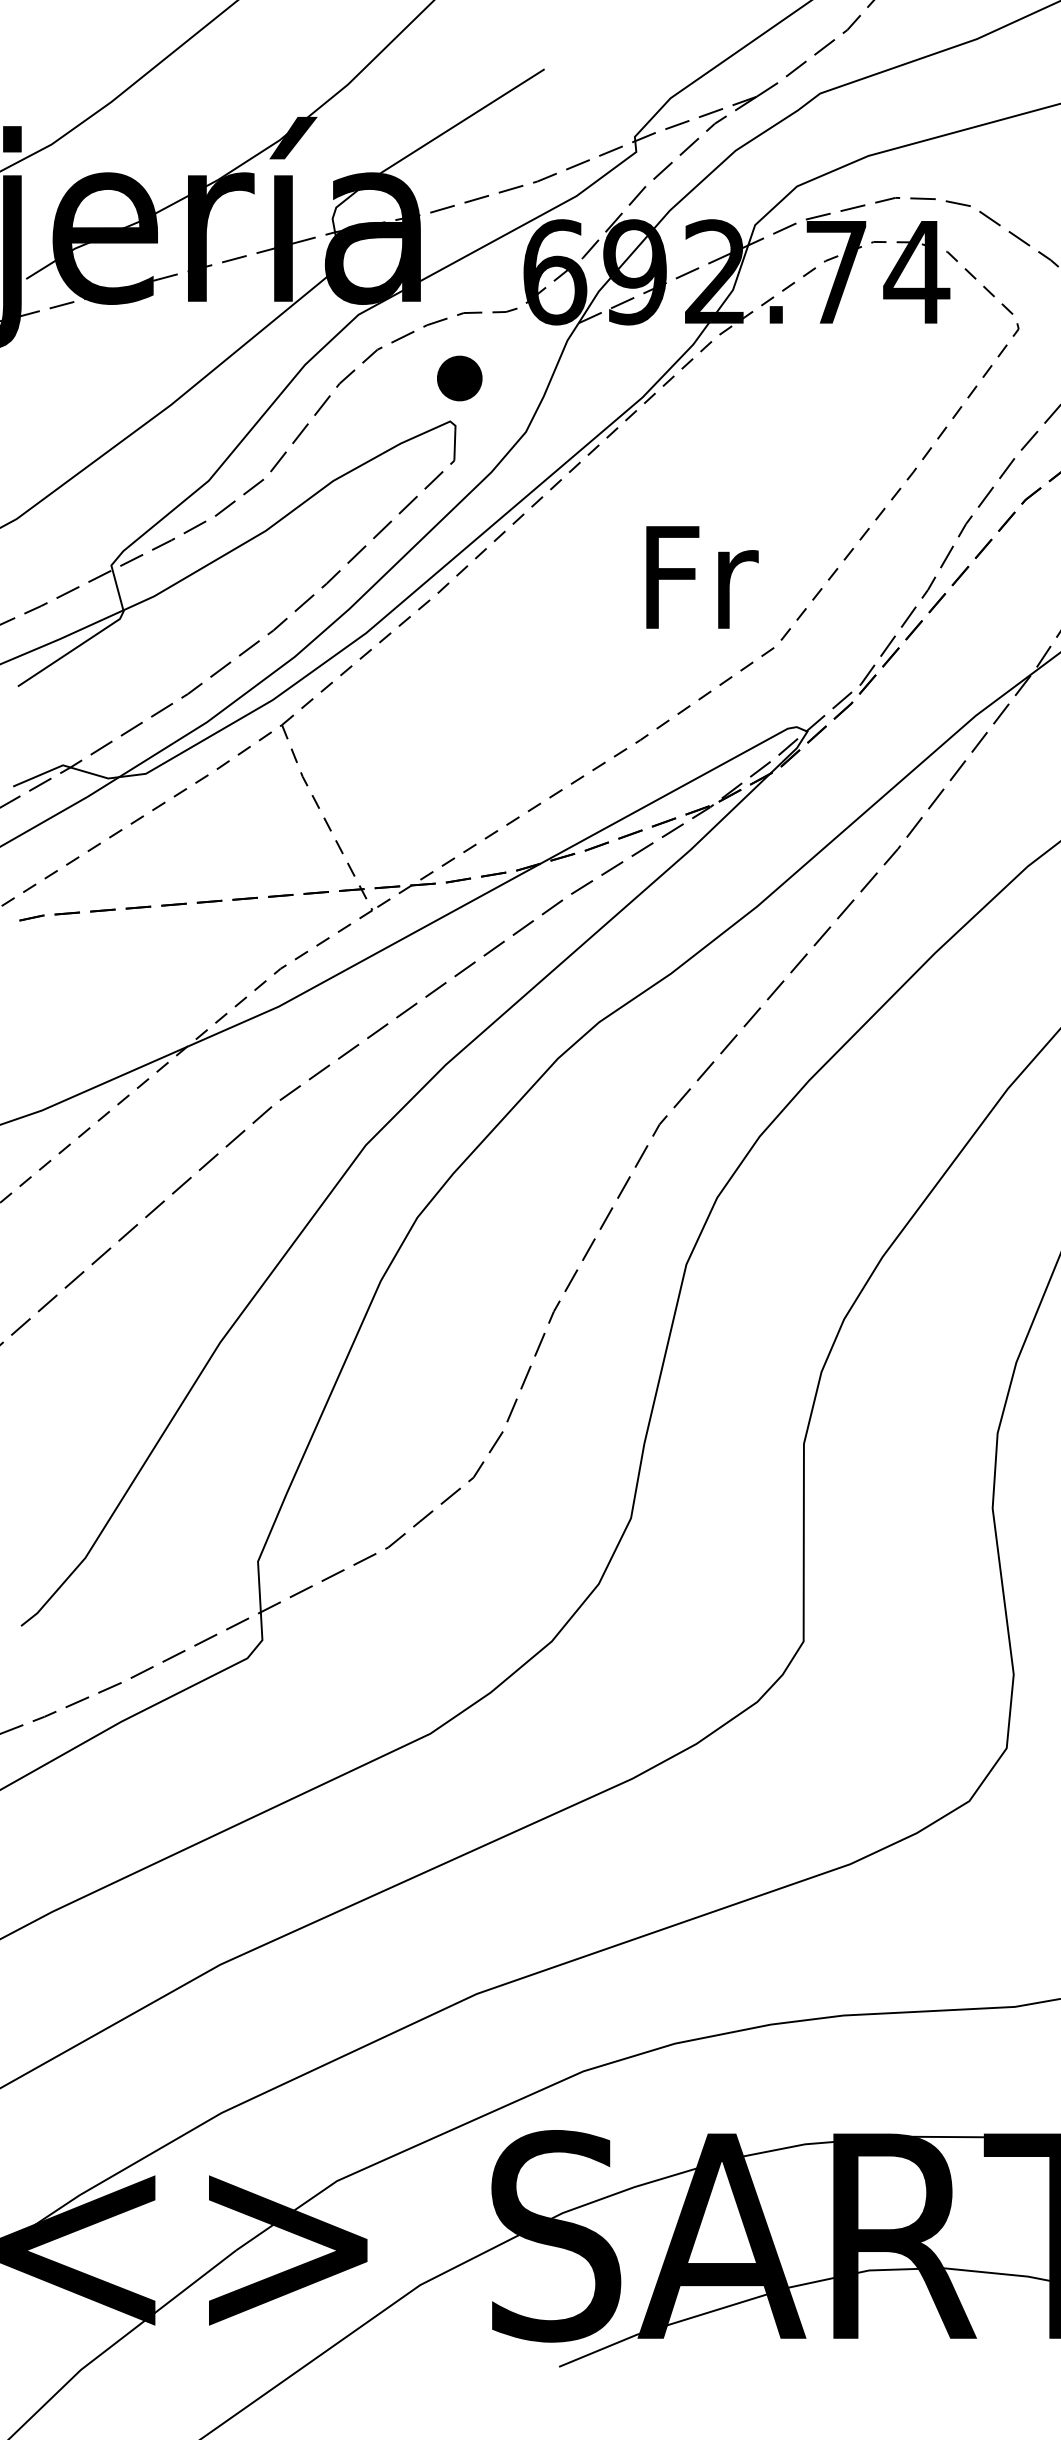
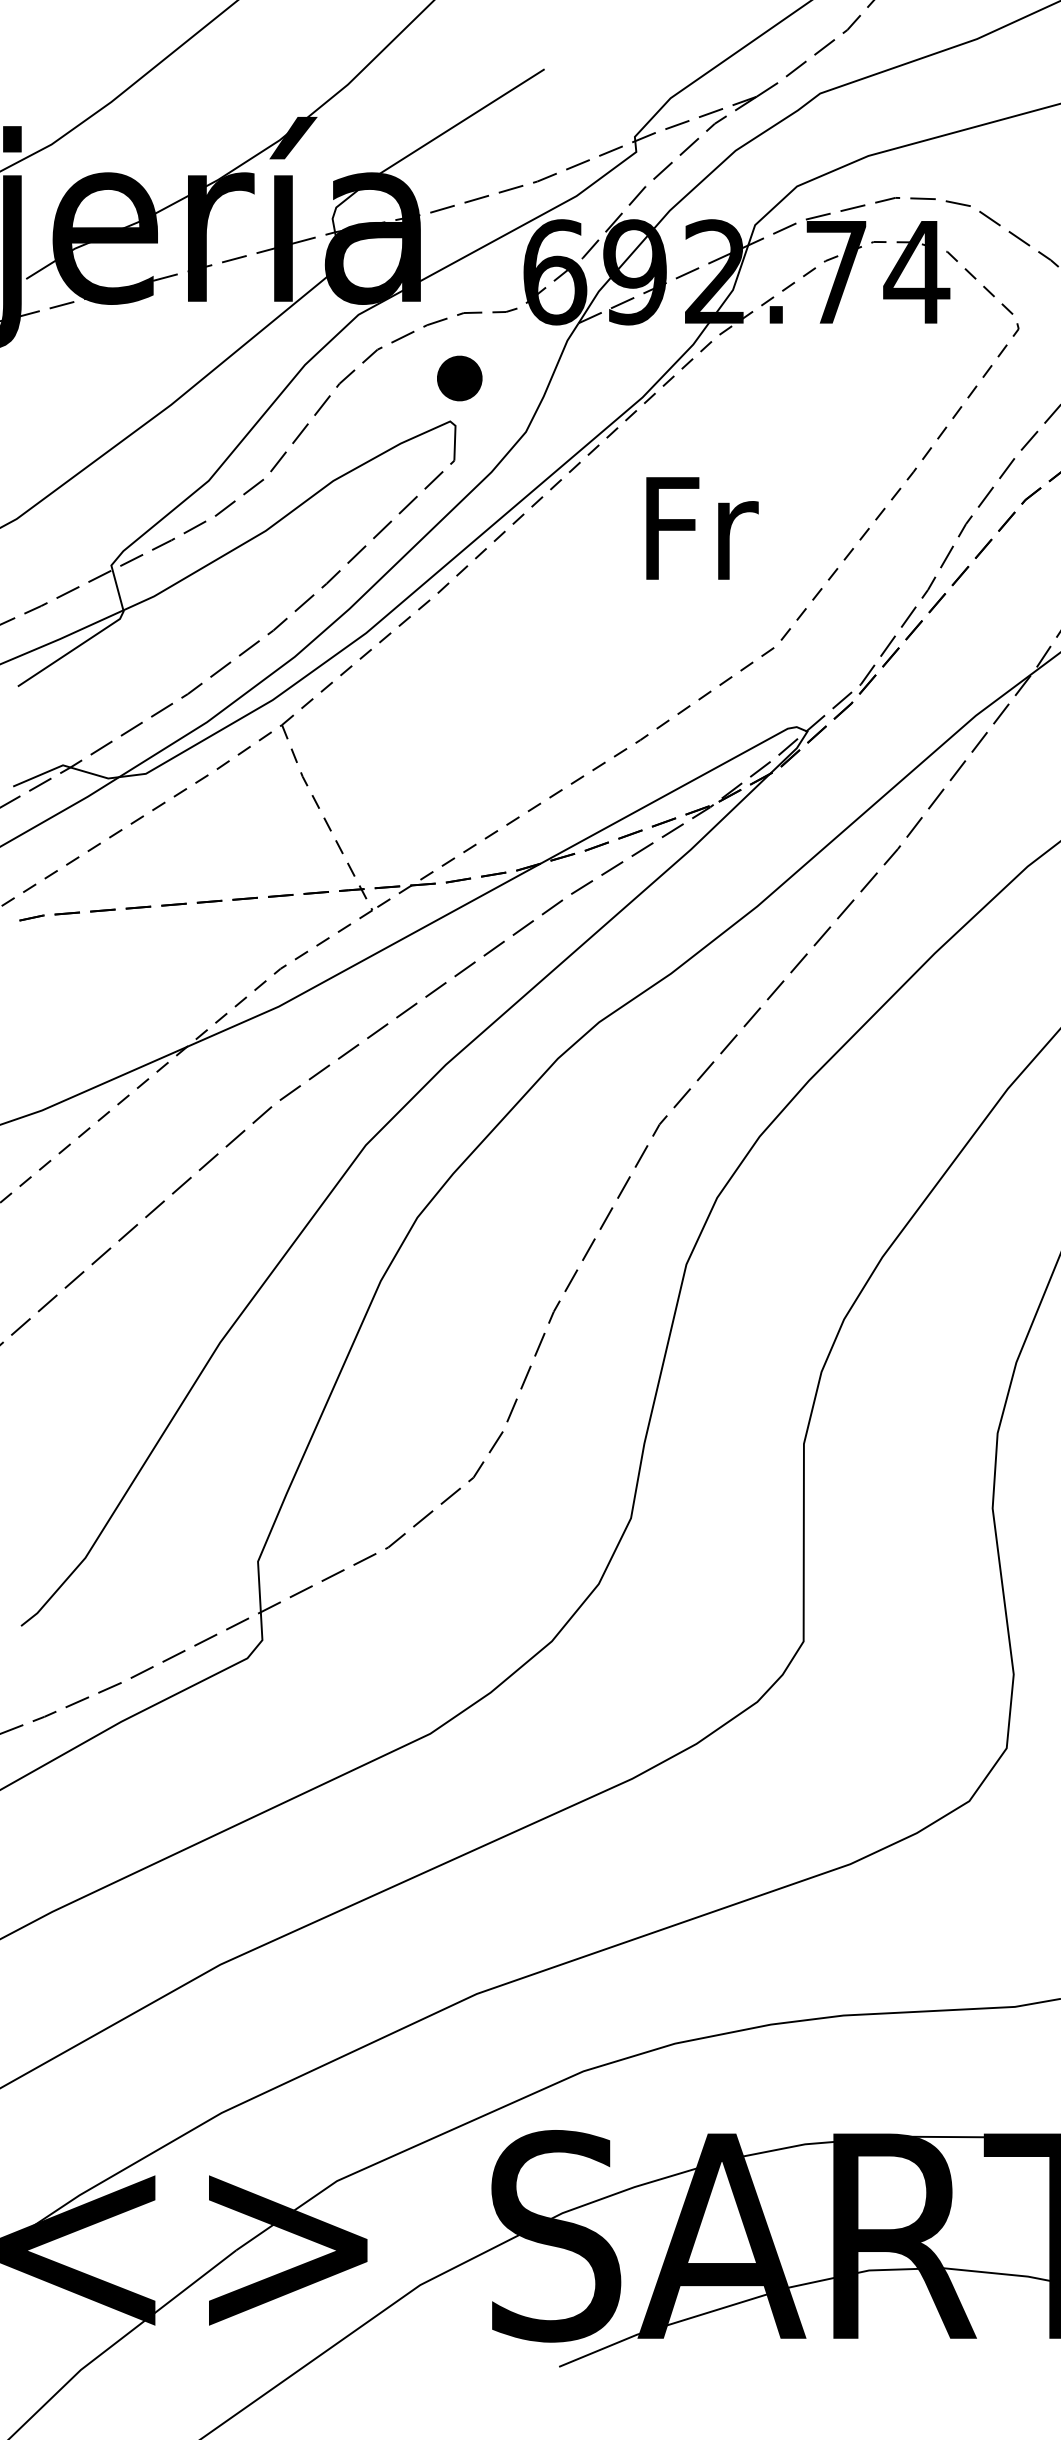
text position: (702, 577) -> (702, 528) (702, 528)
